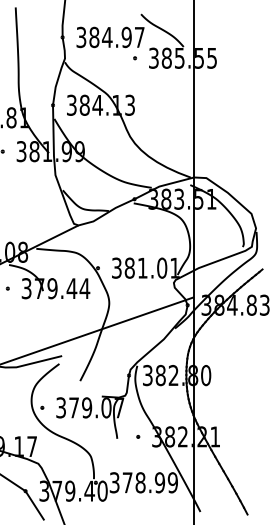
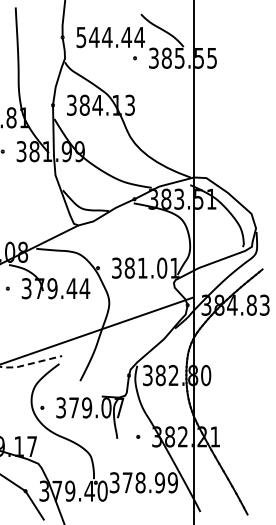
text: 384.97 -> 544.44 (111, 37)
line: solid -> dashed (30, 363)
